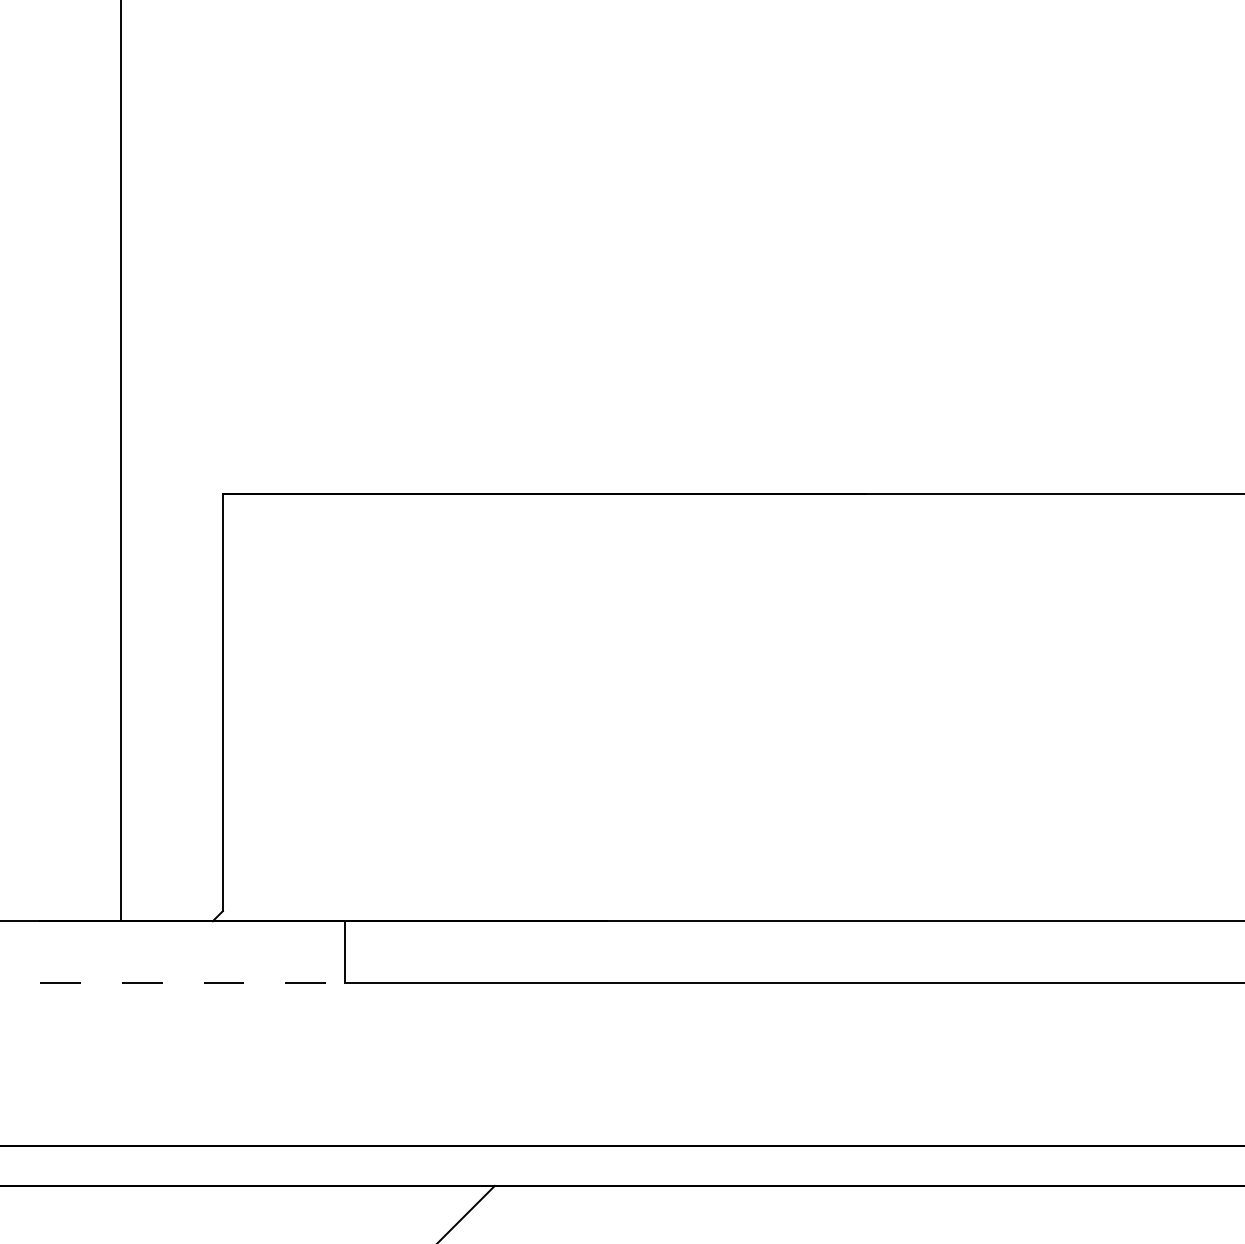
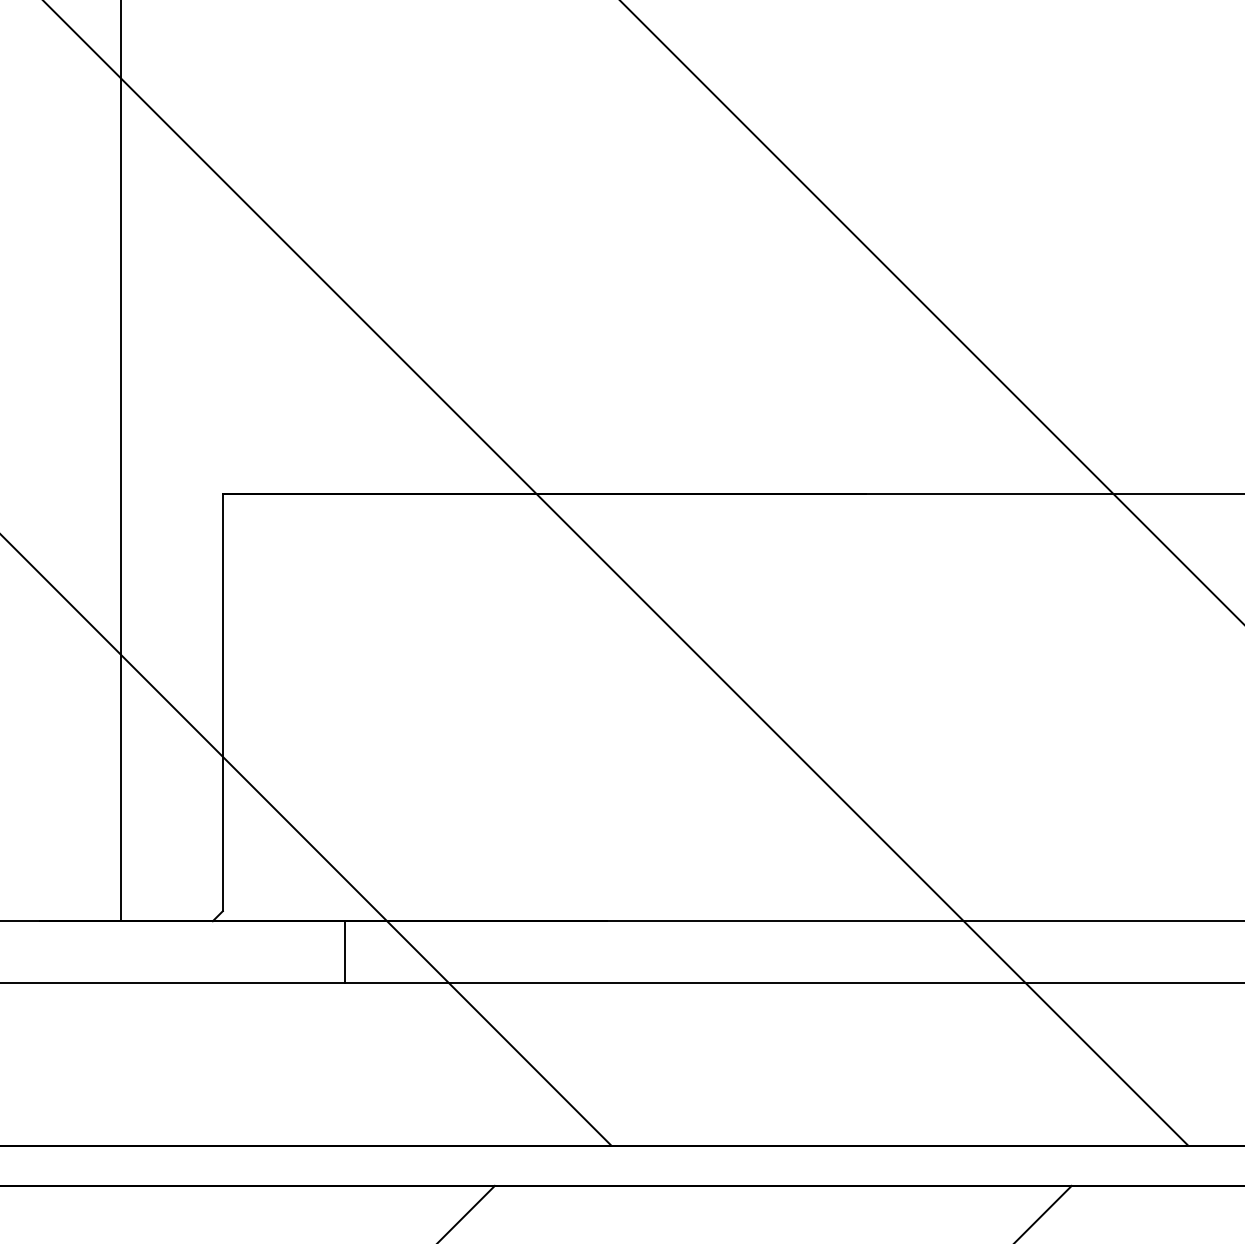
line: none -> present (931, 312)
line: none -> present (616, 573)
line: none -> present (306, 840)
line: dashed -> solid (173, 983)
line: none -> present (1044, 1212)
